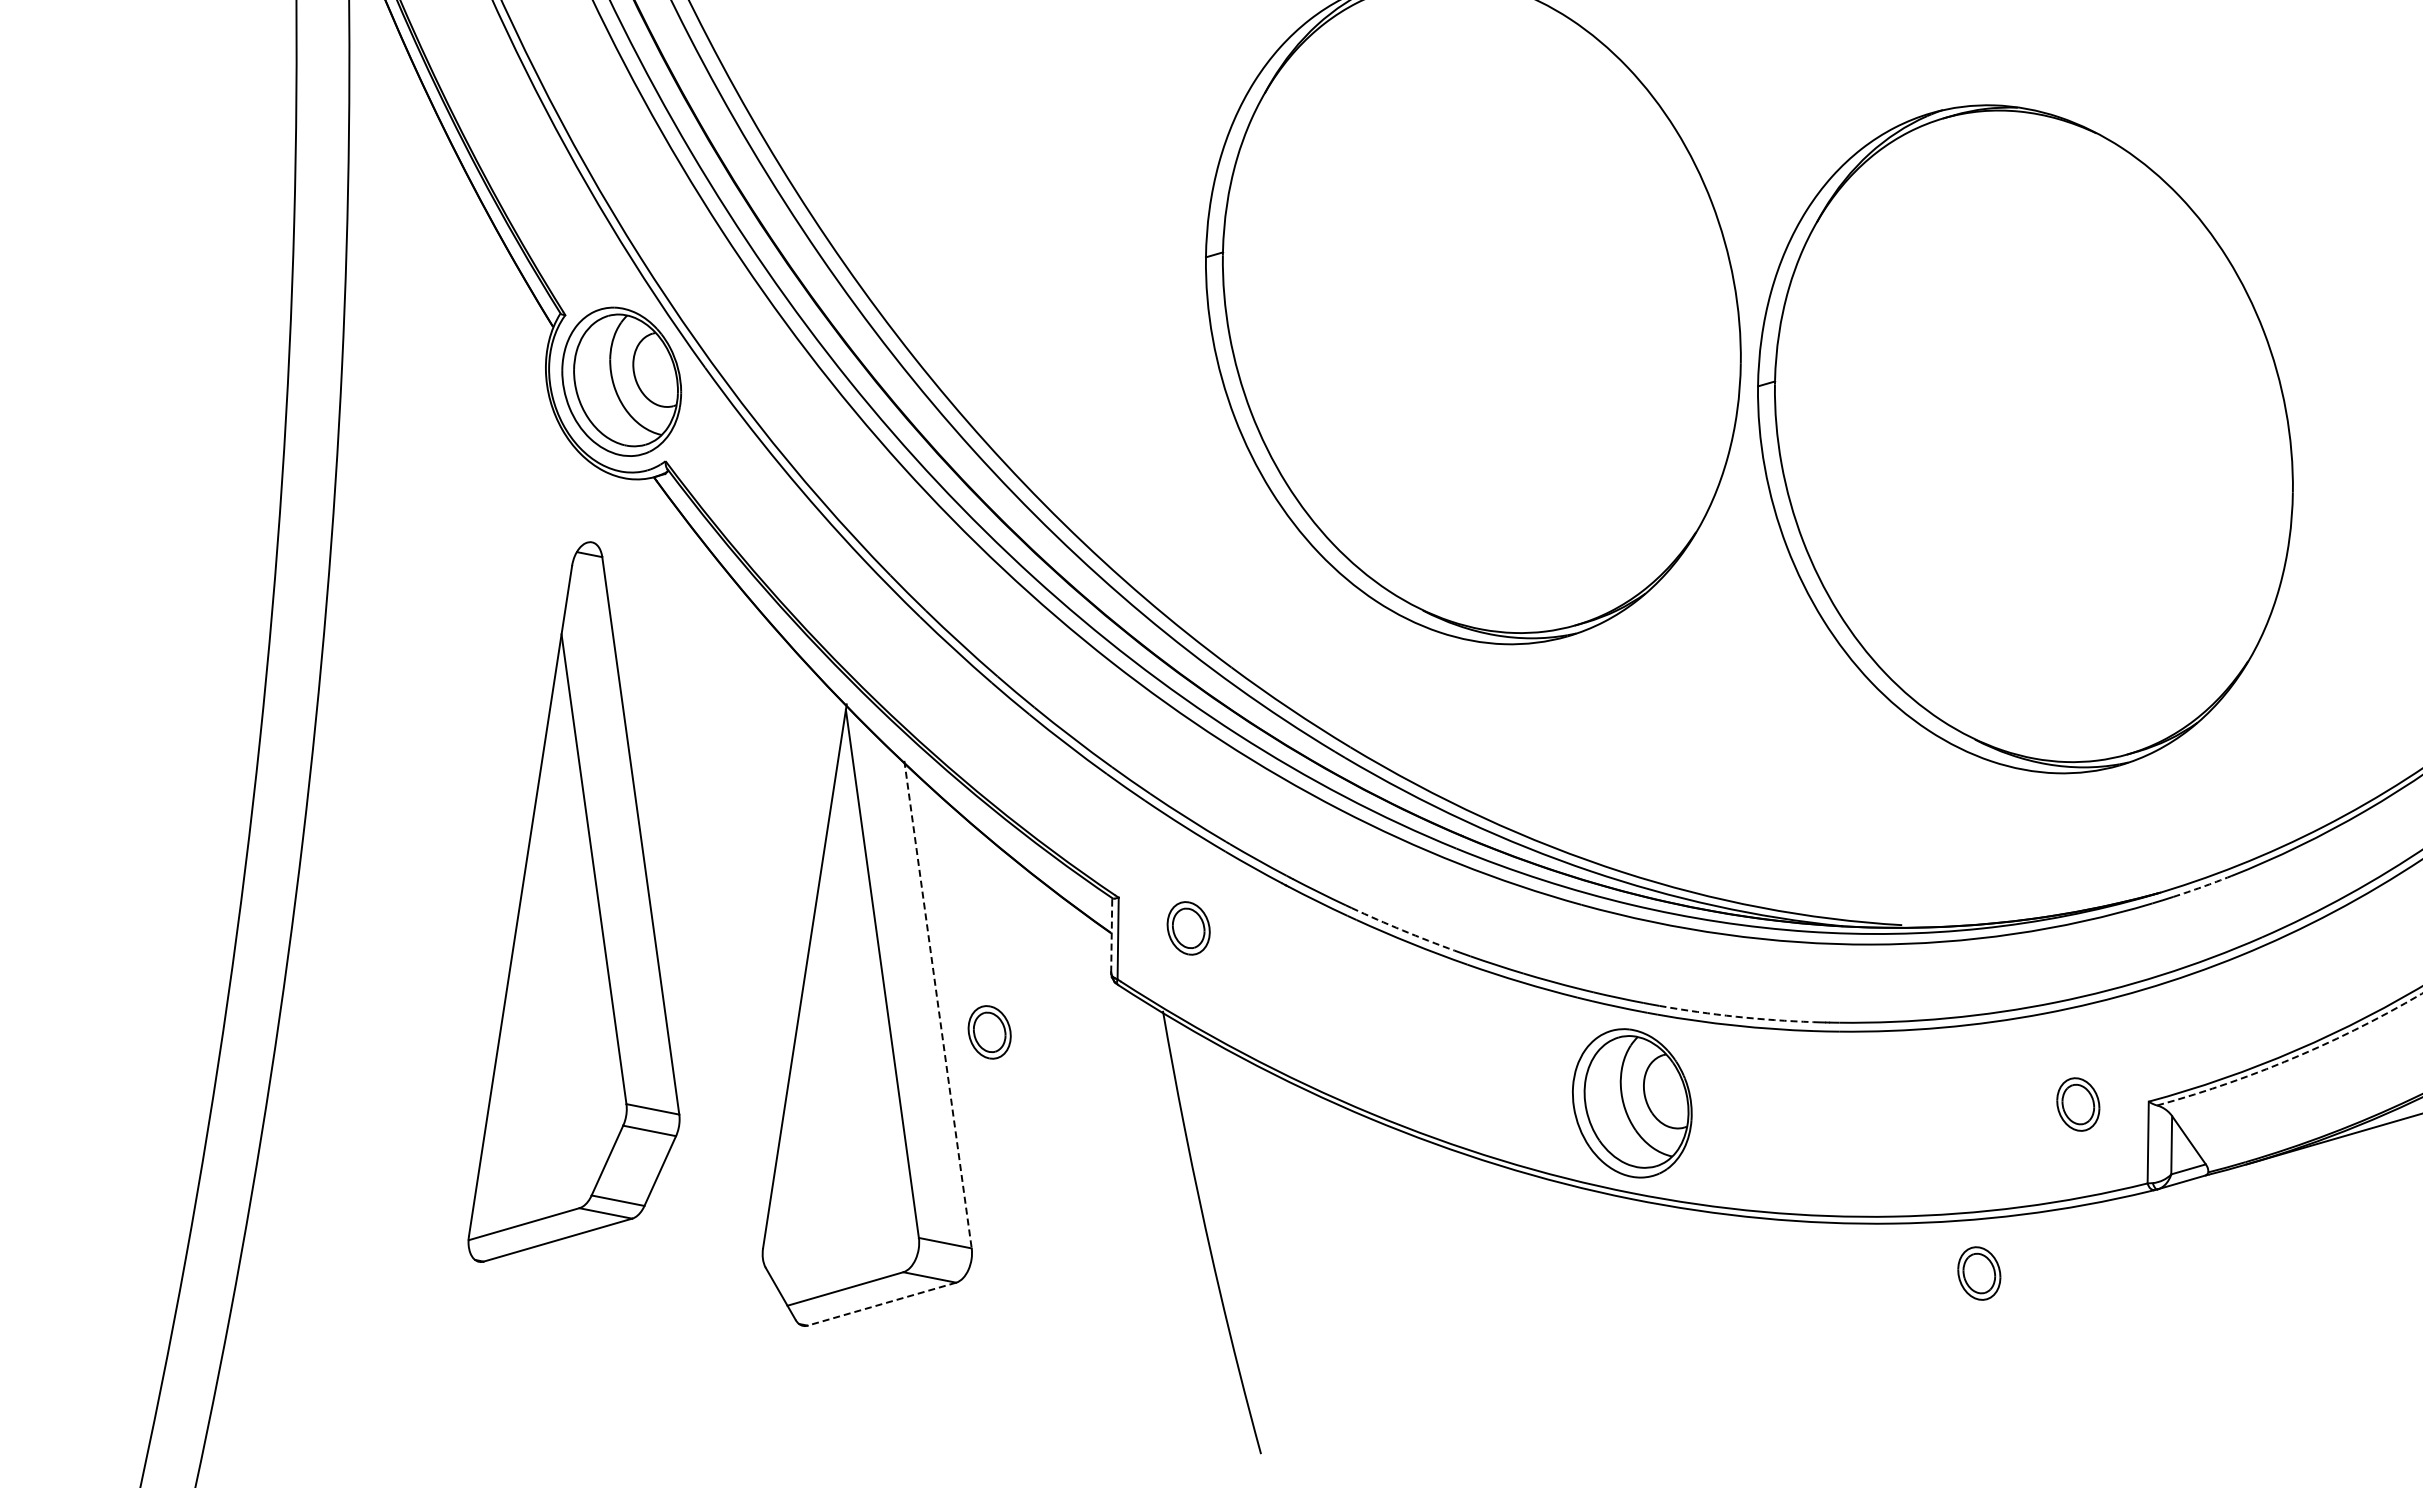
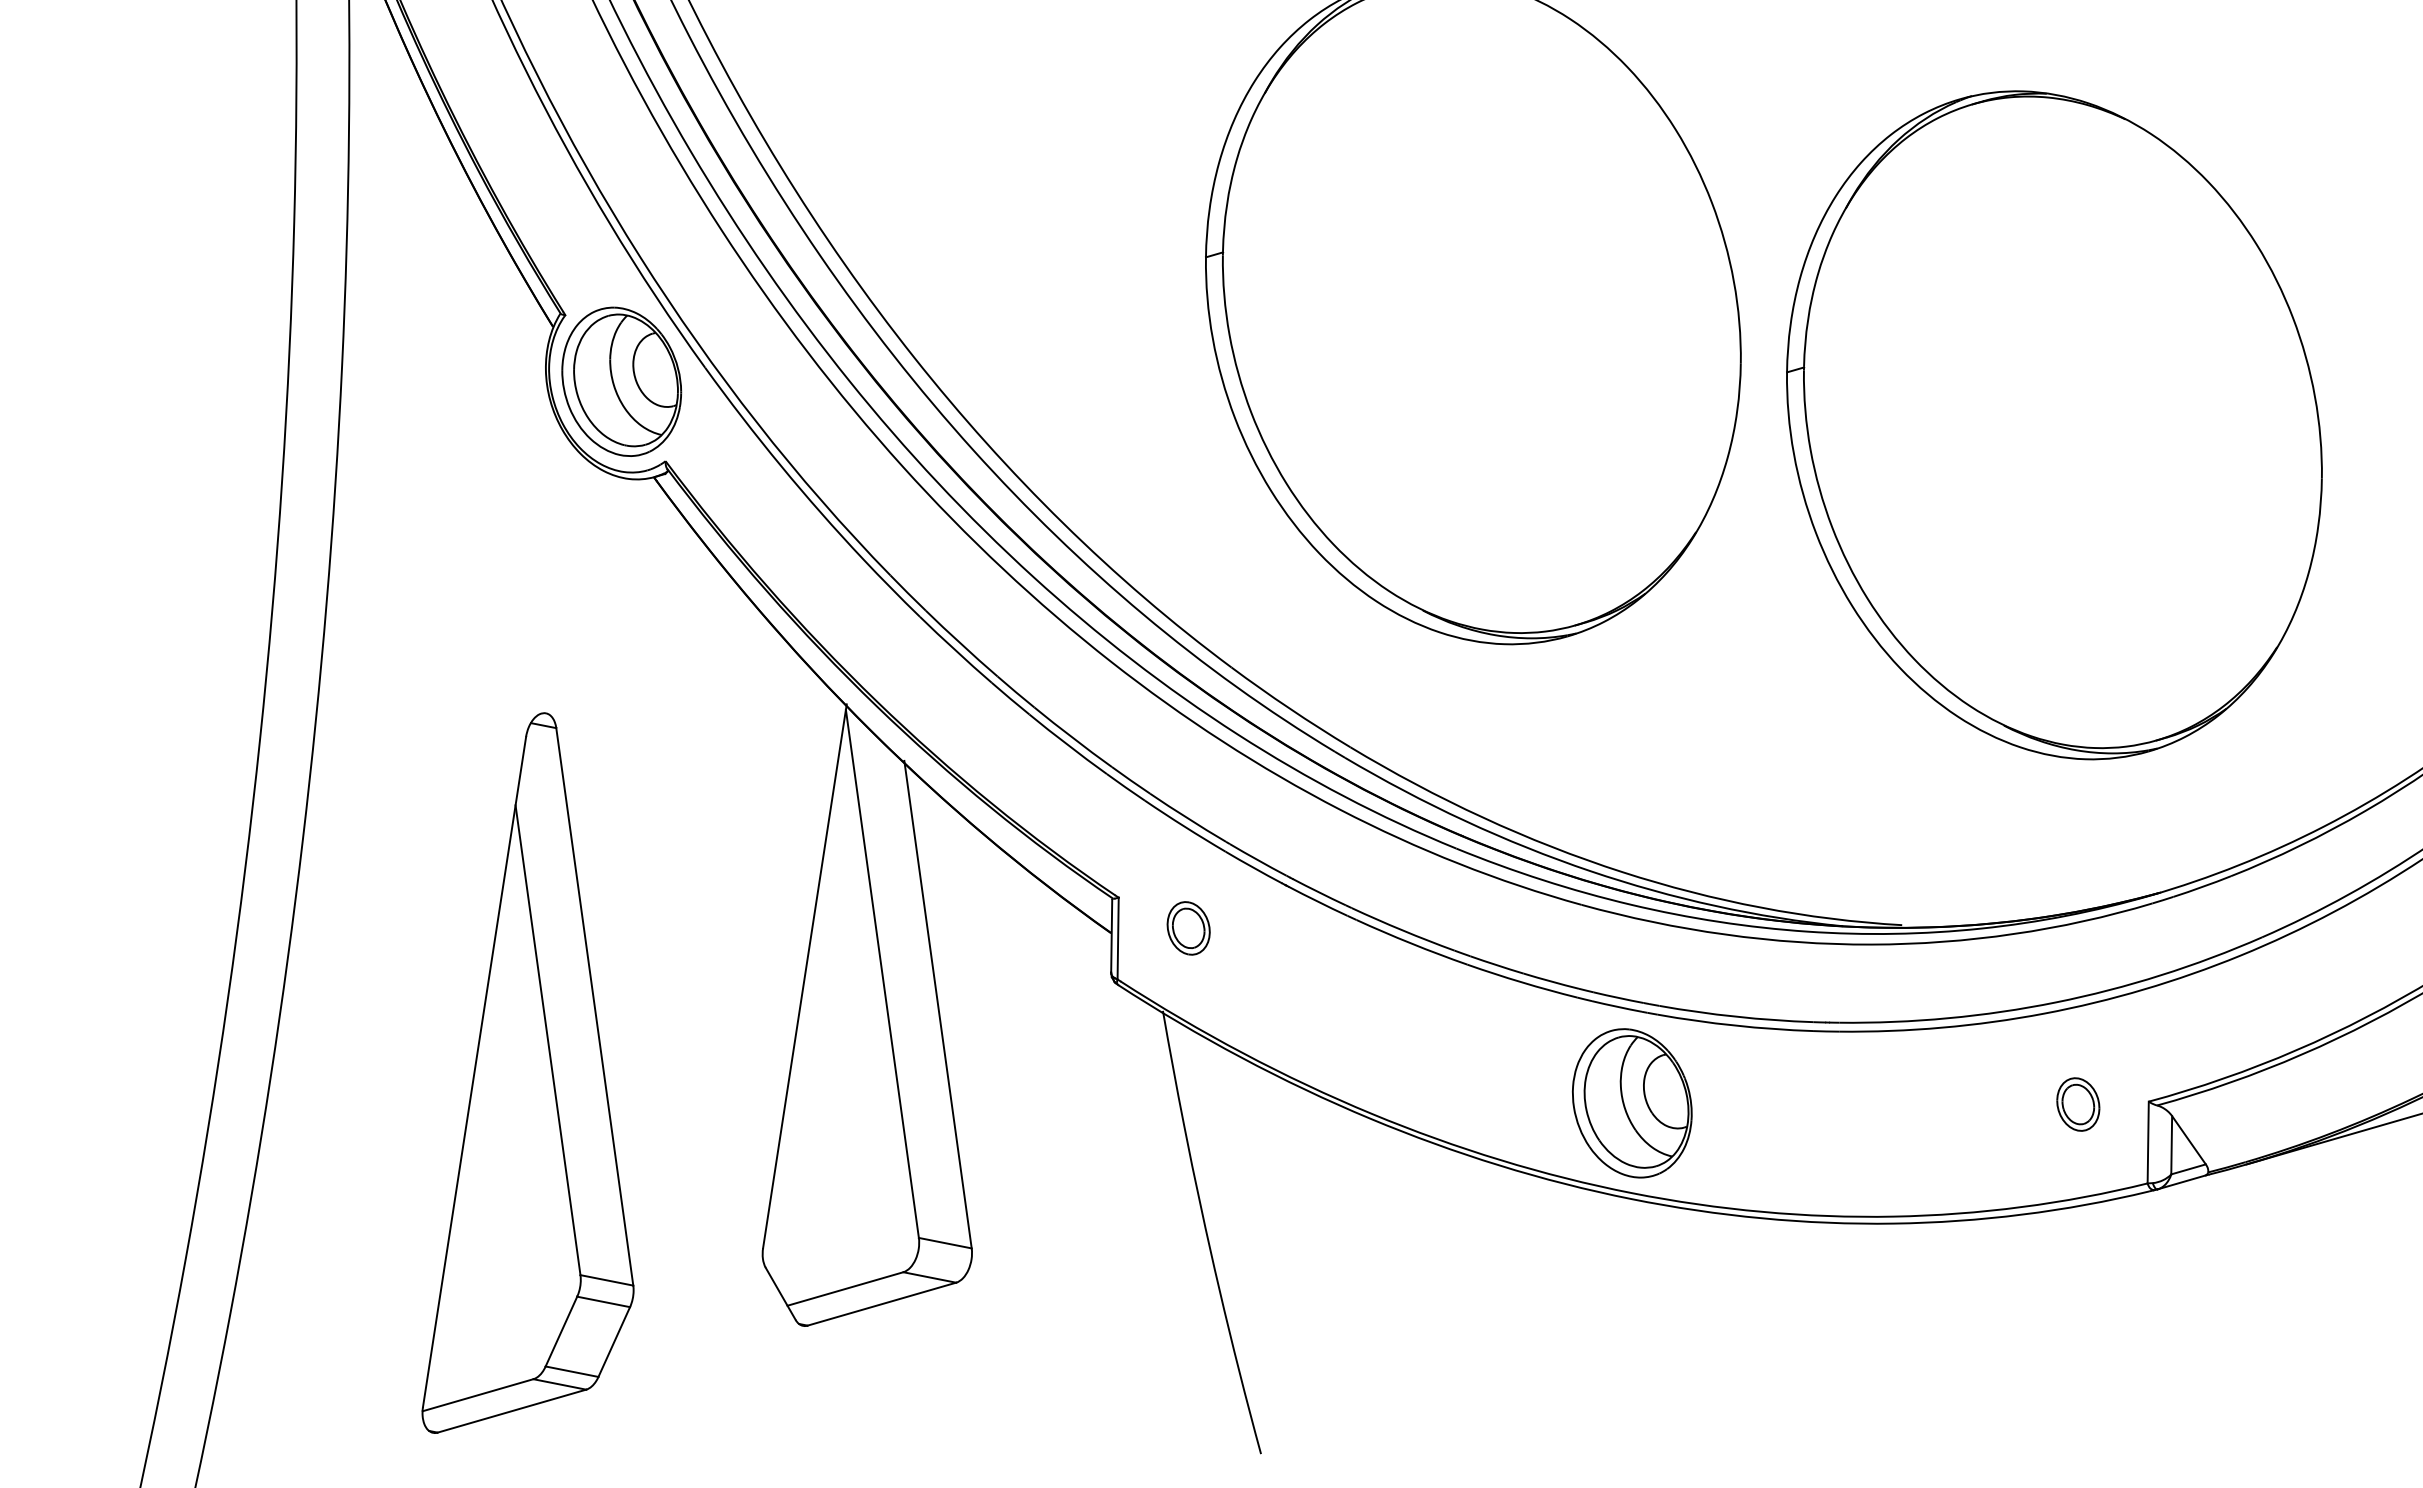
part position: (2025, 439) -> (2054, 425) (2054, 425)
arc: dashed -> solid (2202, 887)
part position: (573, 901) -> (527, 1072) (527, 1072)
arc: dashed -> solid (1402, 930)
line: dashed -> solid (1111, 935)
line: dashed -> solid (938, 1005)
arc: dashed -> solid (1736, 1016)
part: present -> none (989, 1032)
arc: dashed -> solid (2294, 1057)
part: present -> none (1979, 1273)
line: dashed -> solid (881, 1304)
